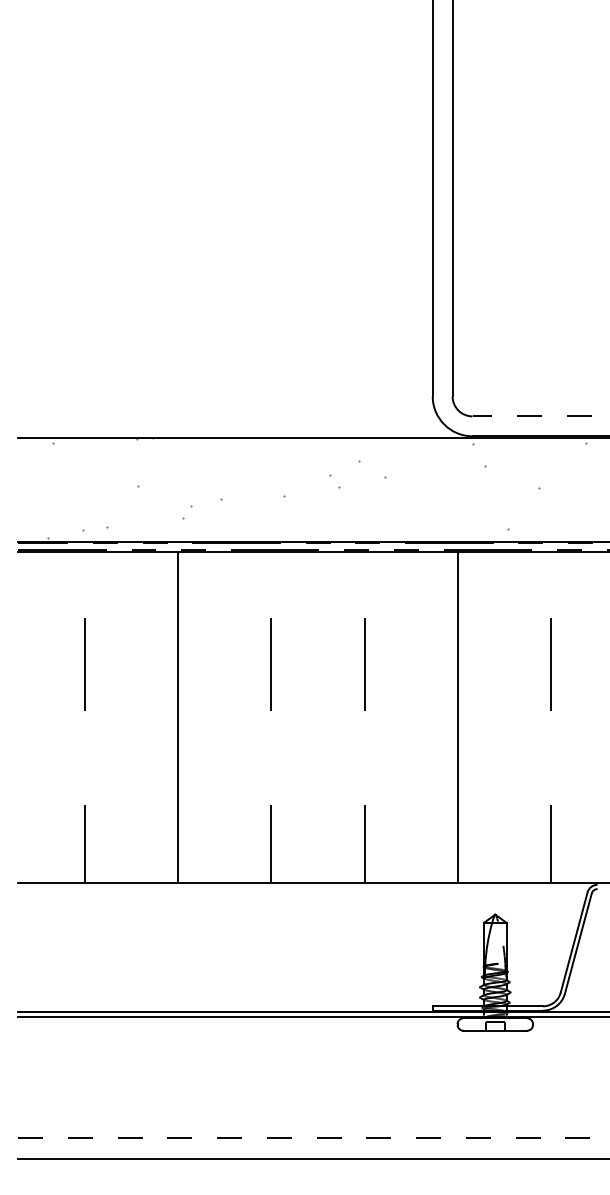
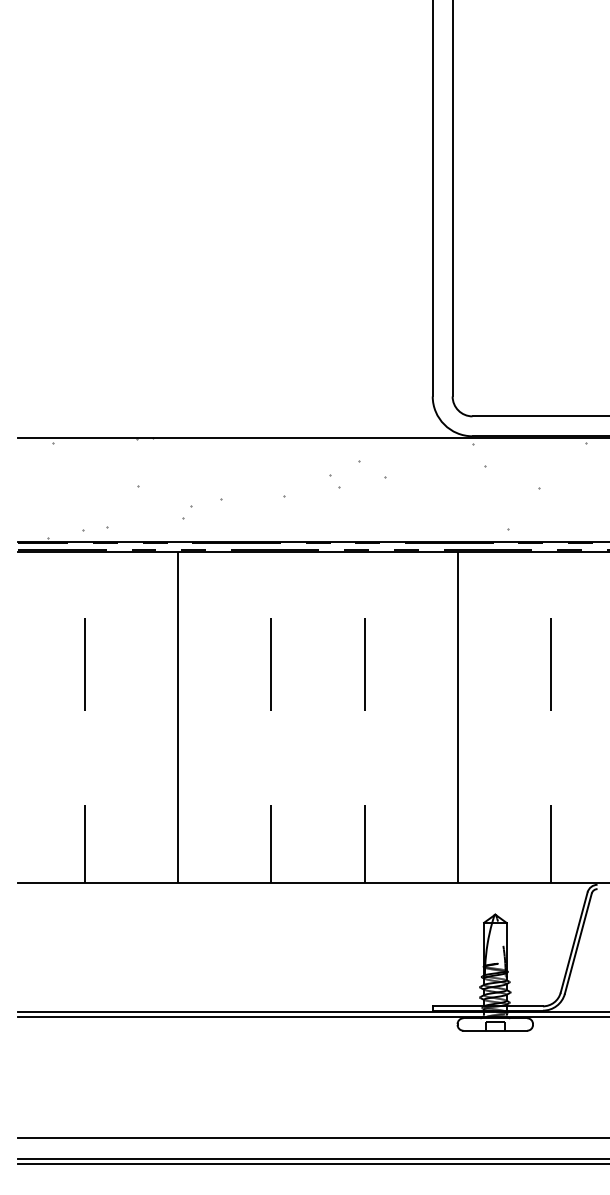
line: dashed -> solid (540, 416)
line: dashed -> solid (314, 1138)
line: none -> present (312, 1164)
